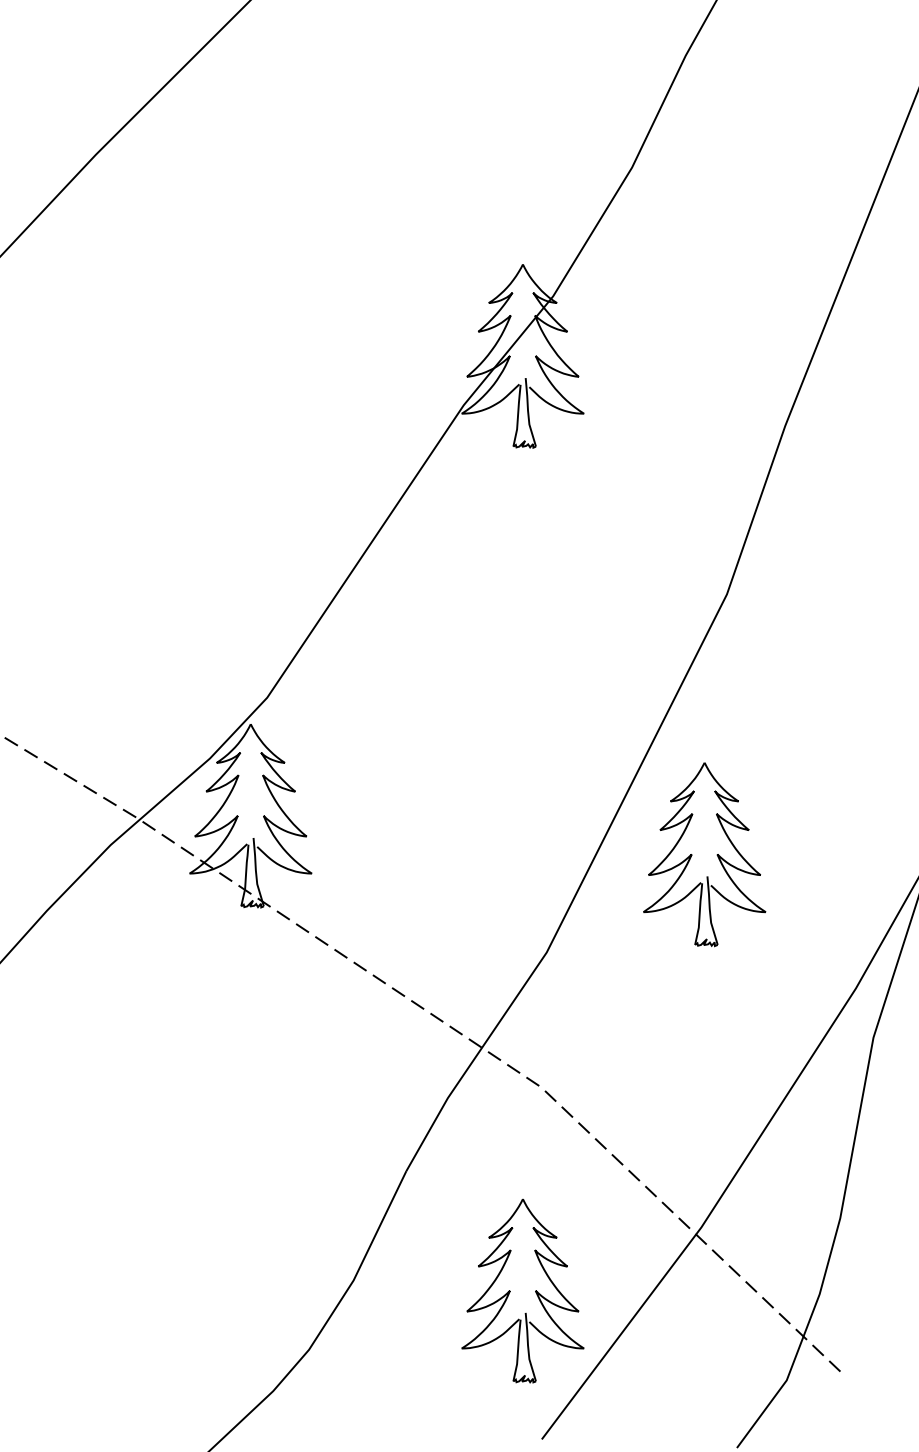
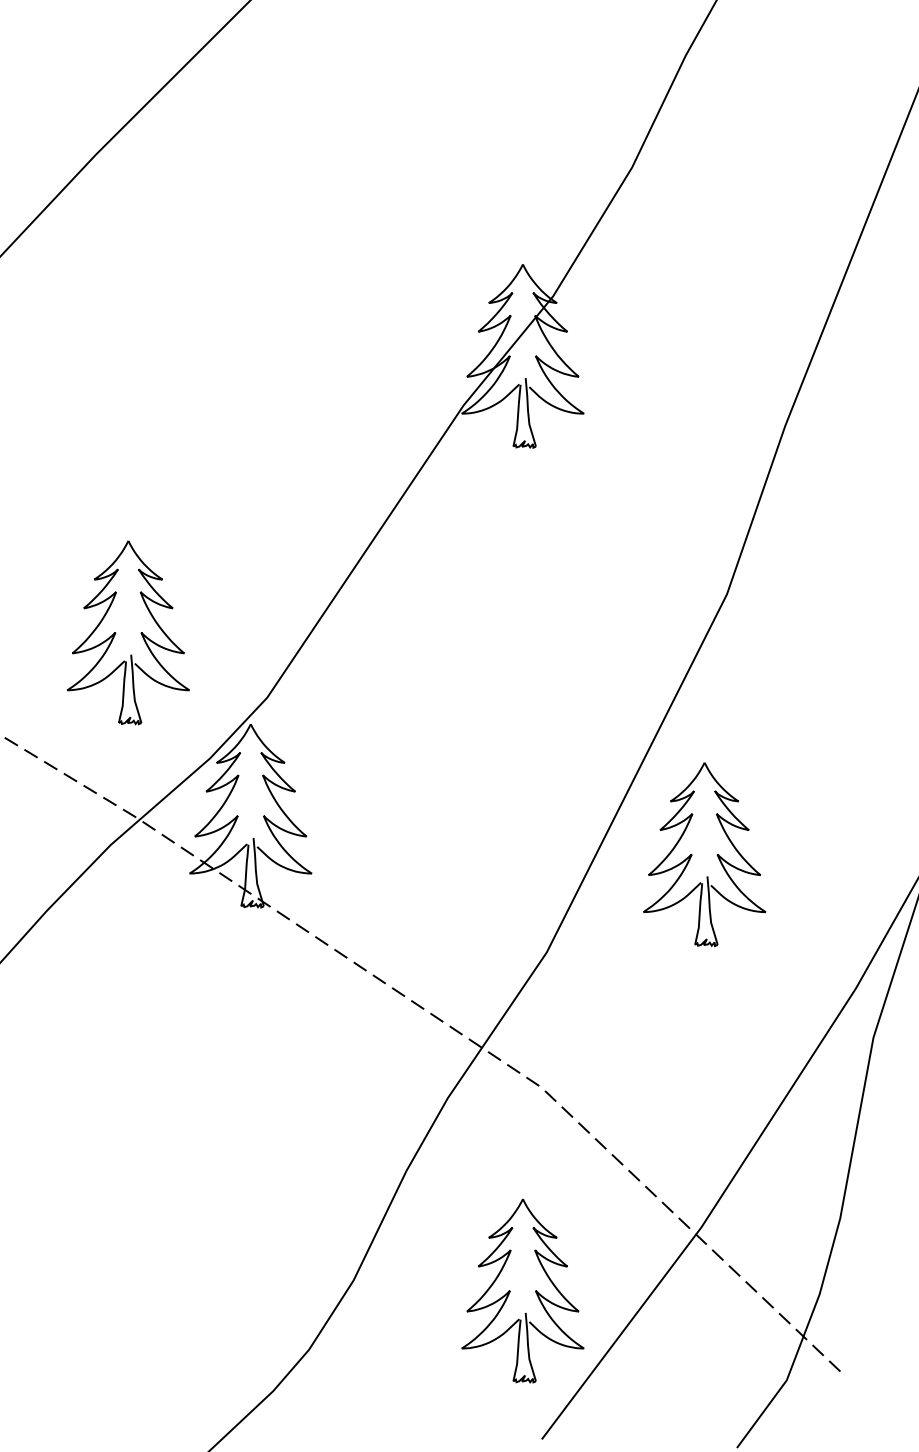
part: none -> present (116, 633)
